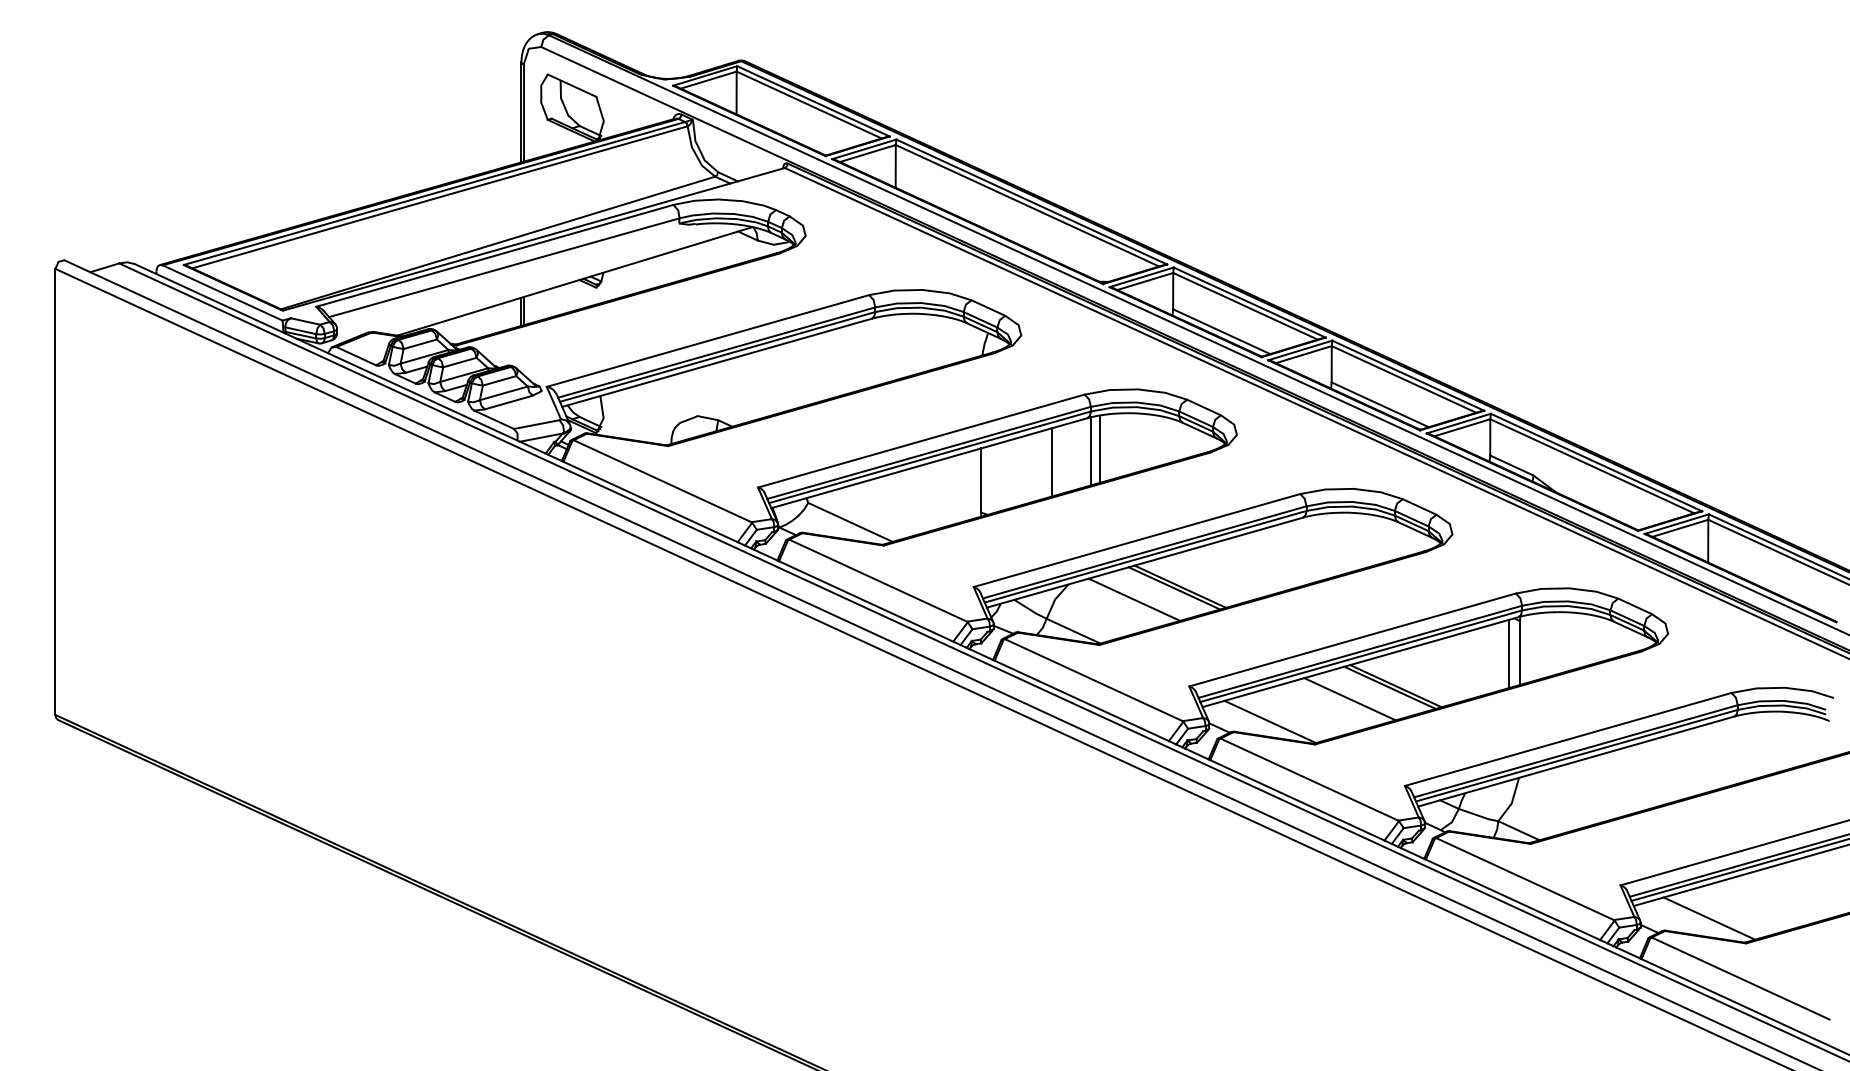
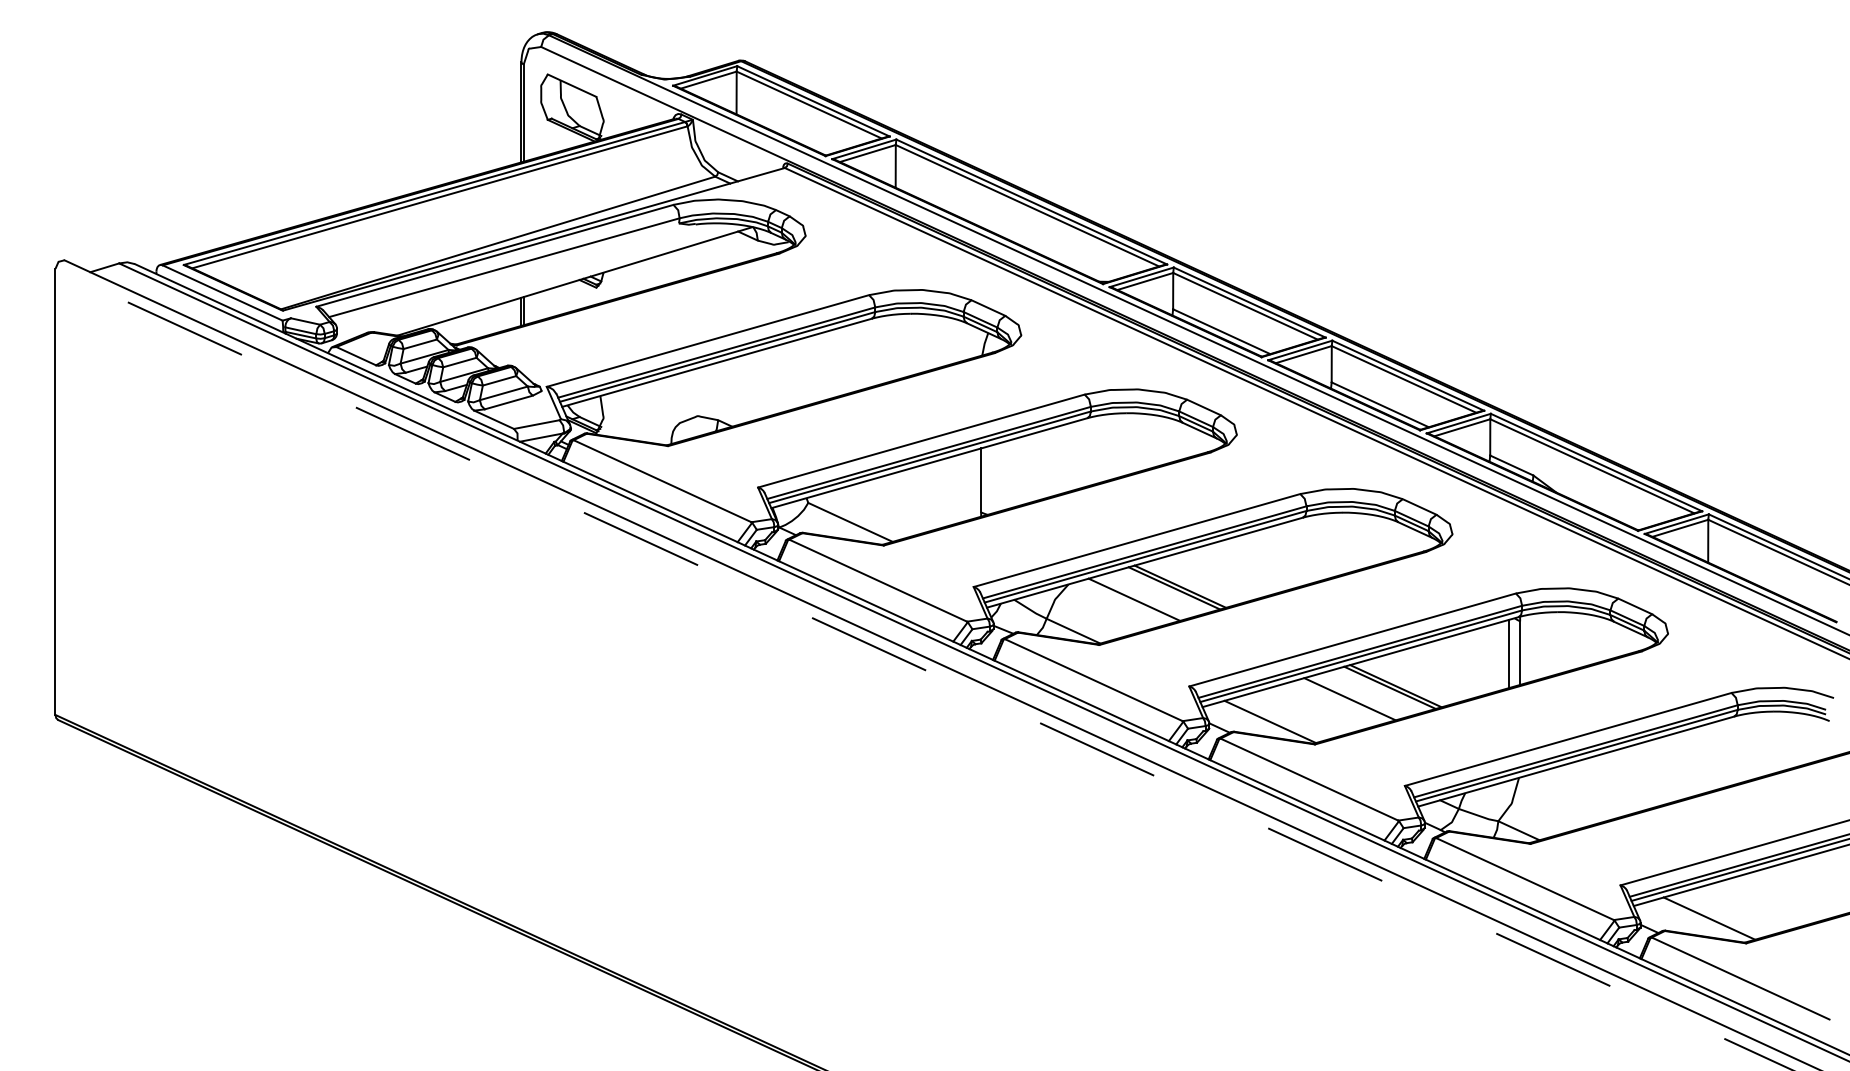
line: present -> none (1100, 448)
line: present -> none (1090, 451)
line: present -> none (1051, 462)
line: solid -> dashed (924, 669)
